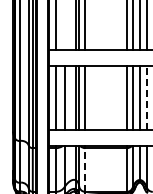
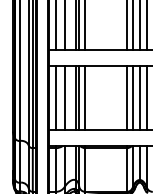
line: none -> present (64, 25)
line: dashed -> solid (146, 97)
line: dashed -> solid (85, 170)
